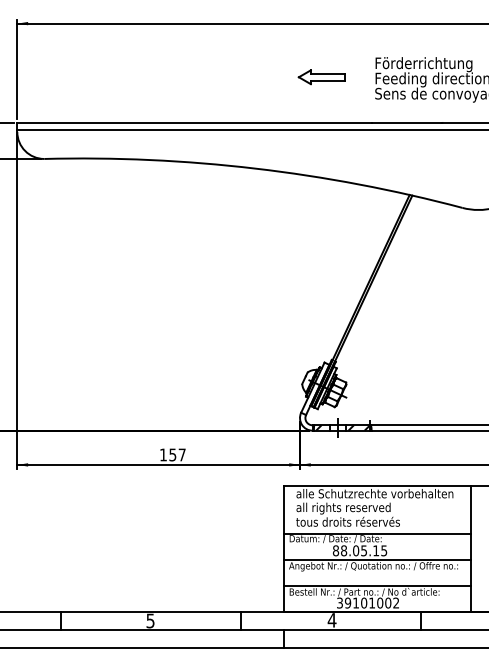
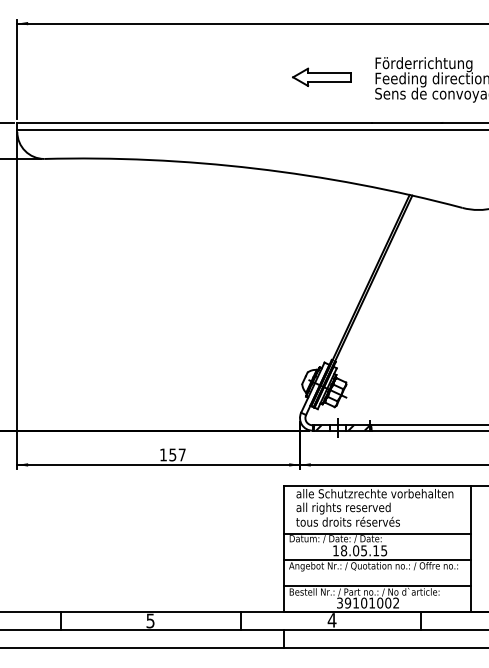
part size: 49x17 px -> 60x20 px (321, 76)
text: 88.05.15 -> 18.05.15 (335, 550)
